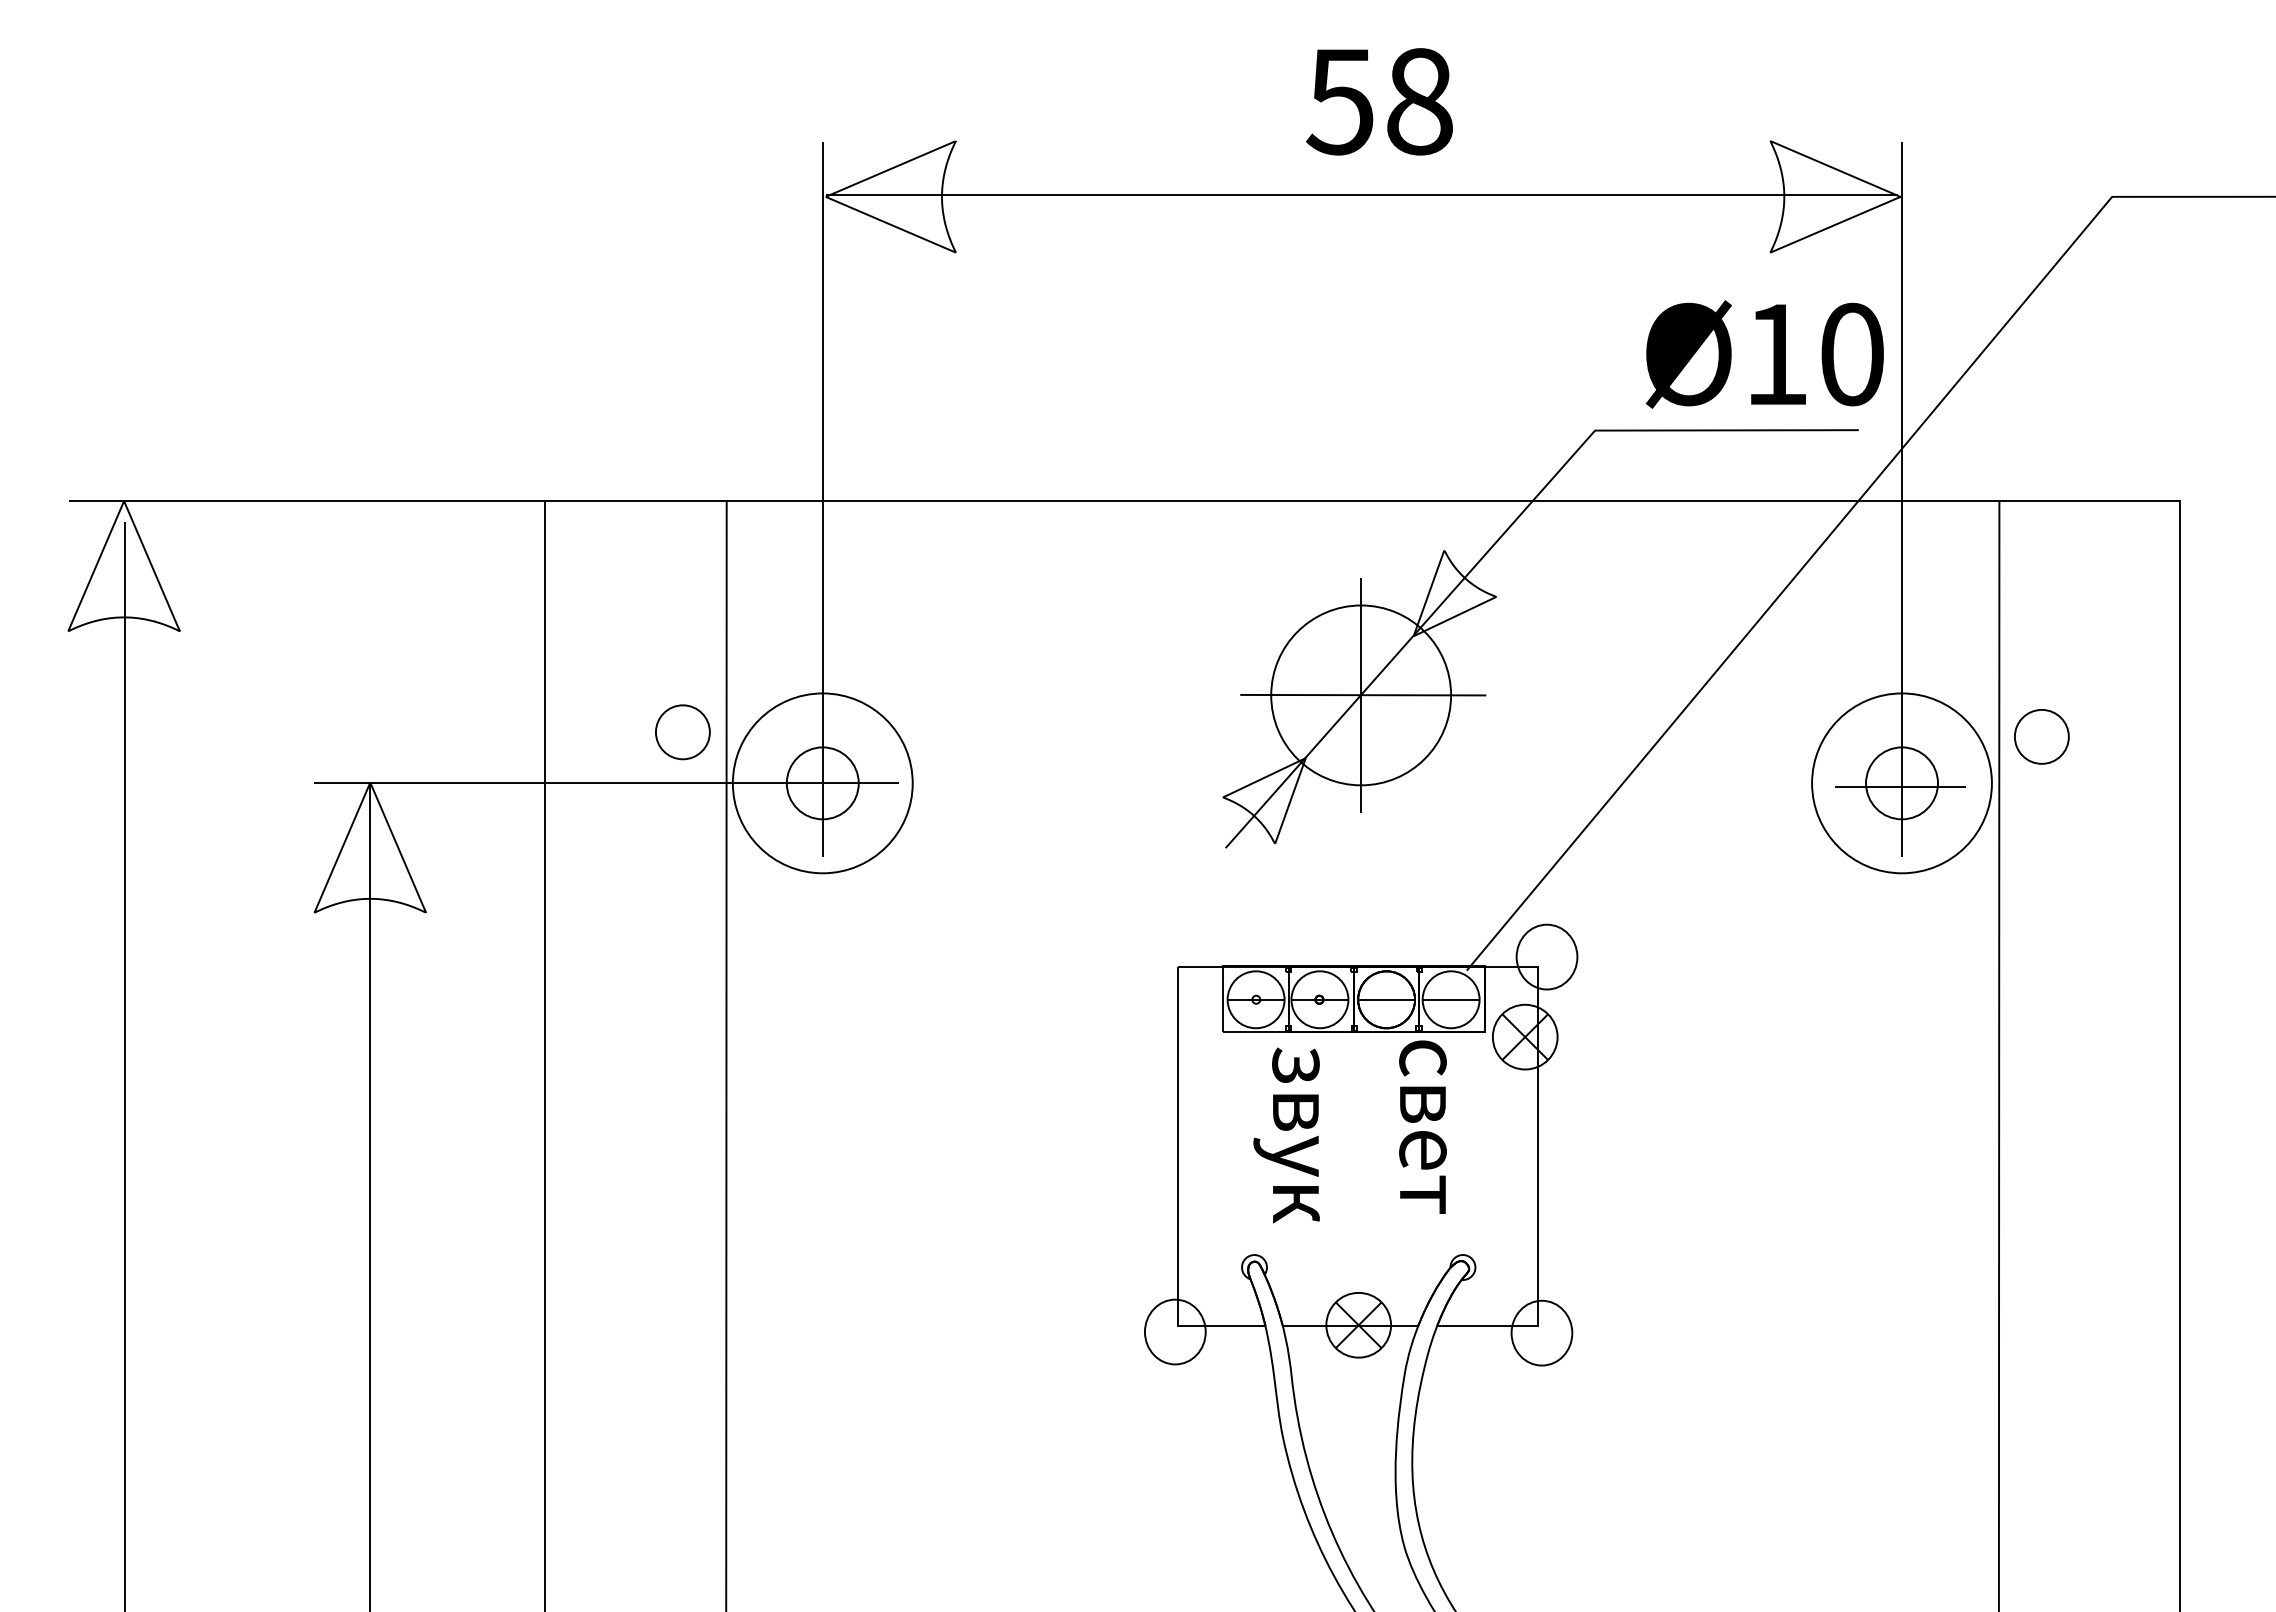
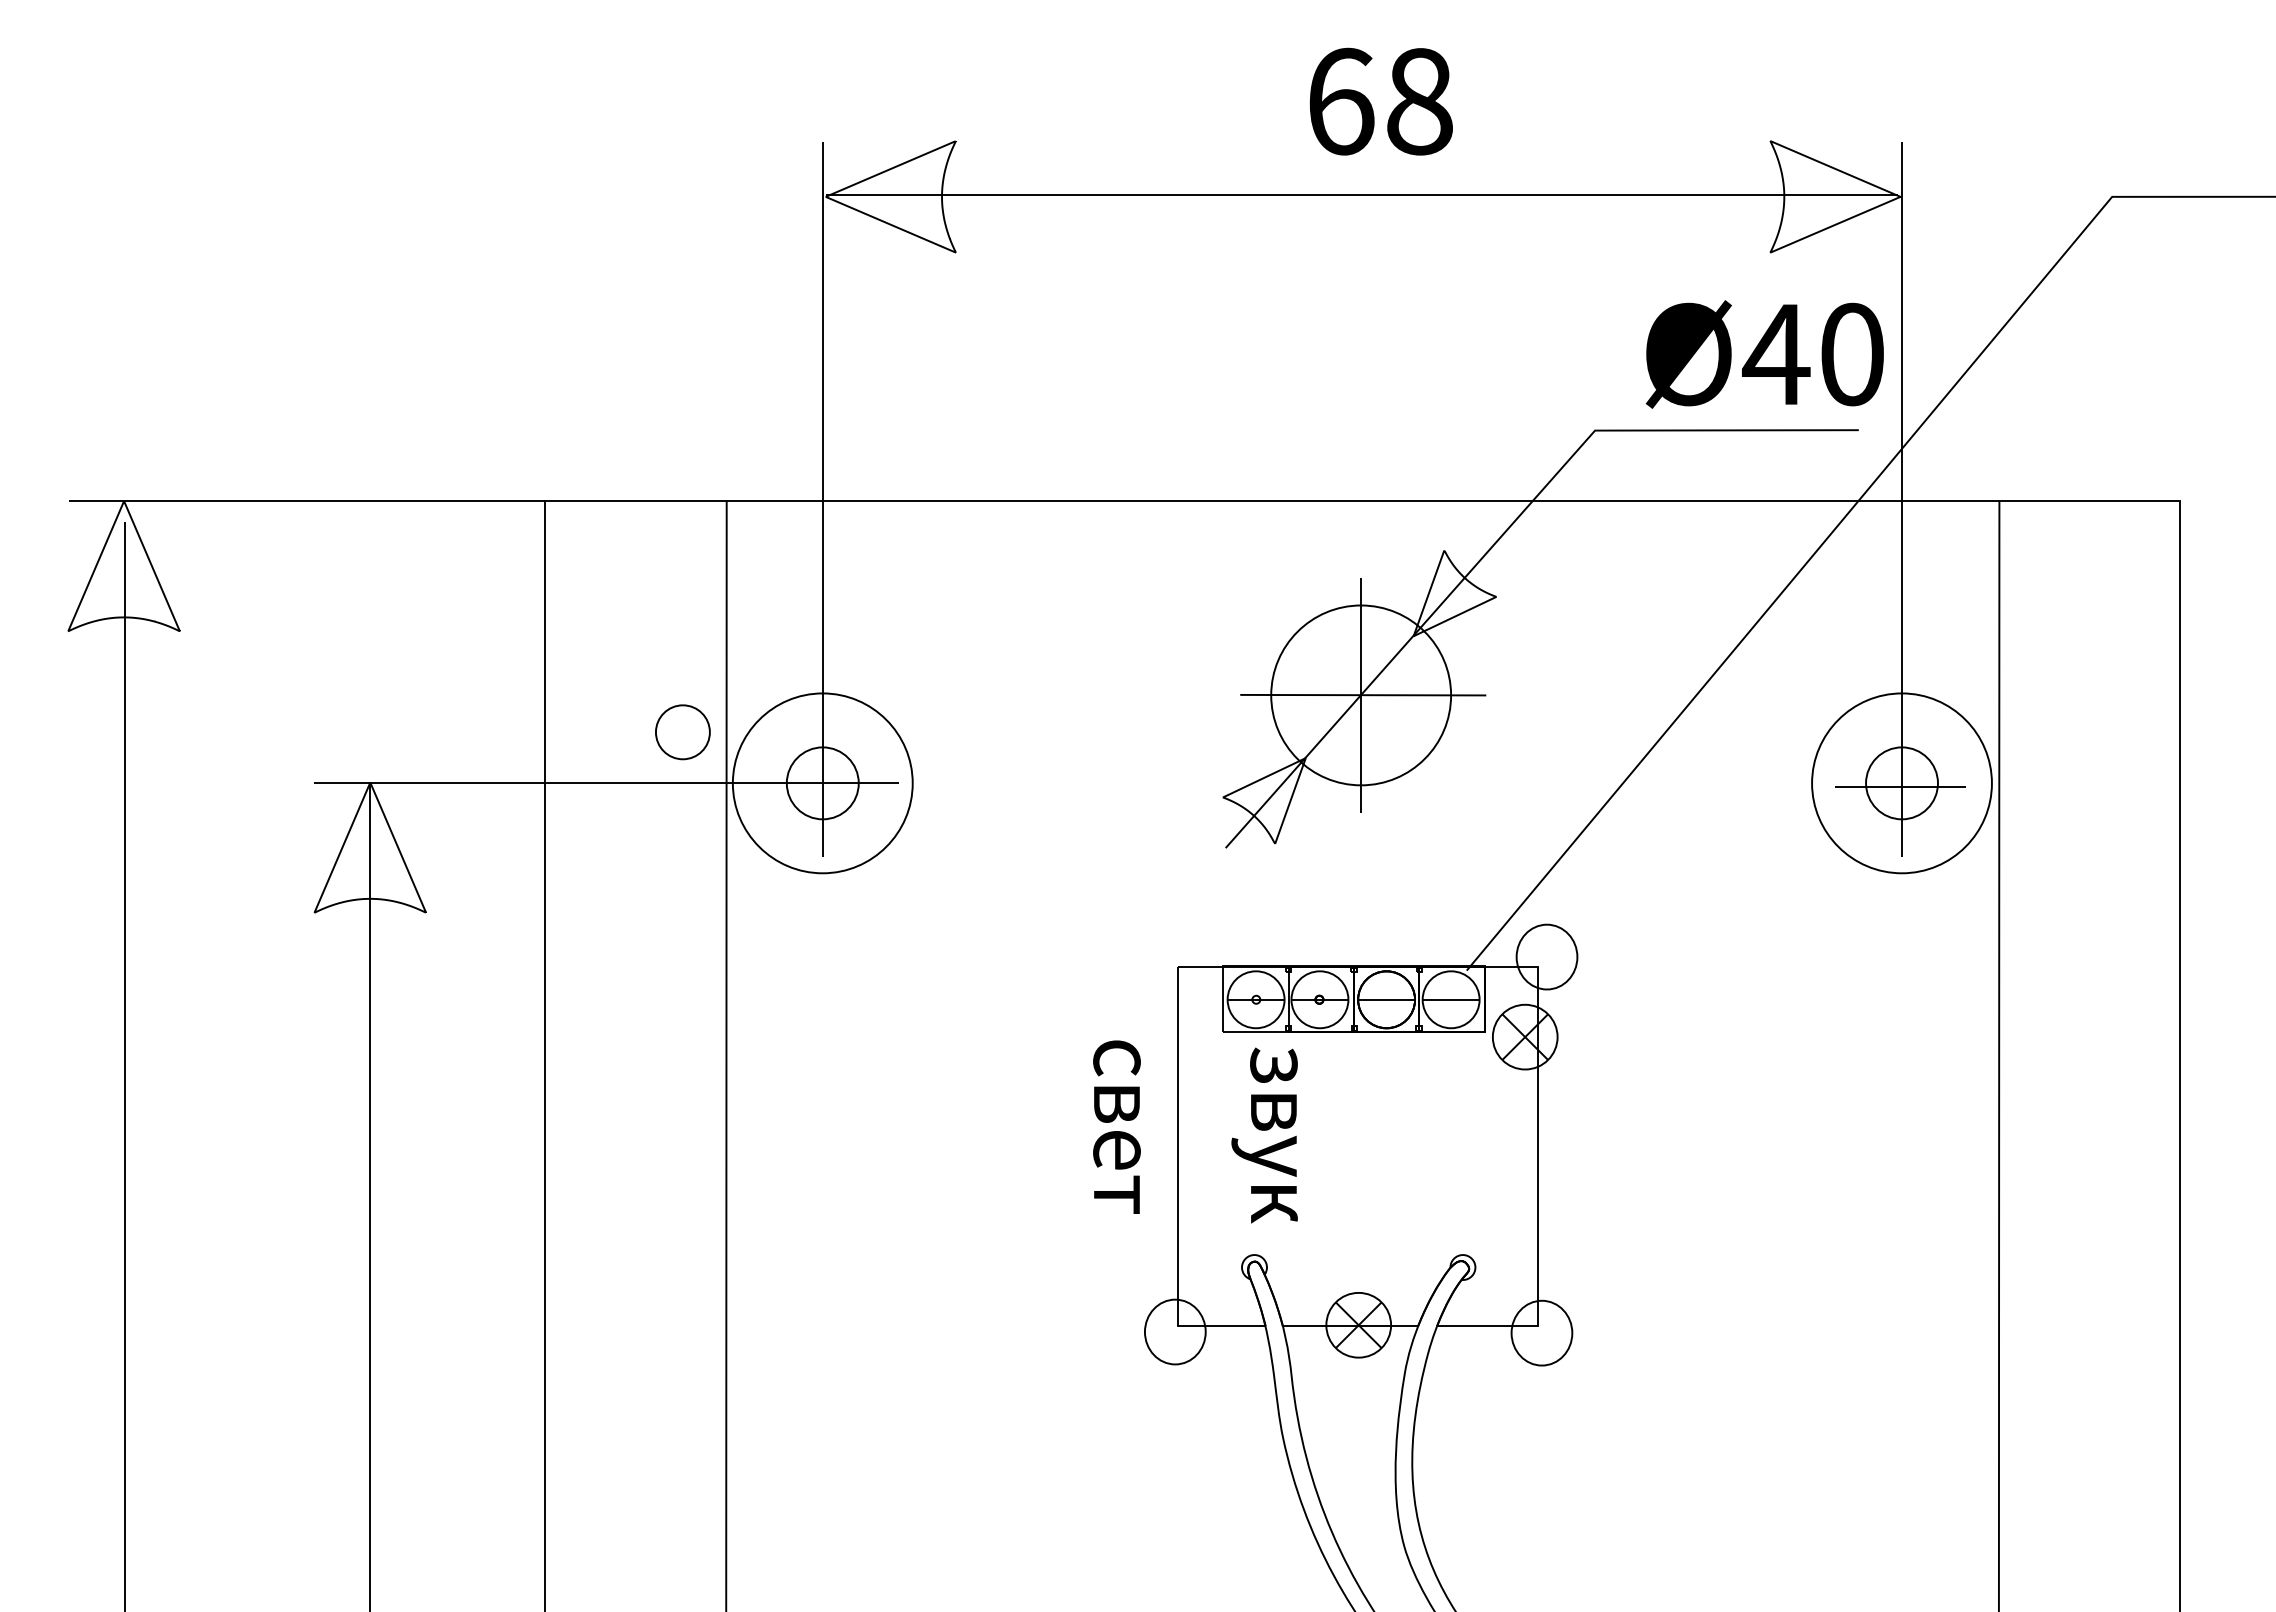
text: 58 -> 68 (1340, 101)
text: Ø10 -> Ø40 (1776, 354)
part: present -> none (2041, 736)
text position: (1422, 1126) -> (1116, 1126) (1116, 1126)
text position: (1286, 1135) -> (1264, 1135) (1264, 1135)
